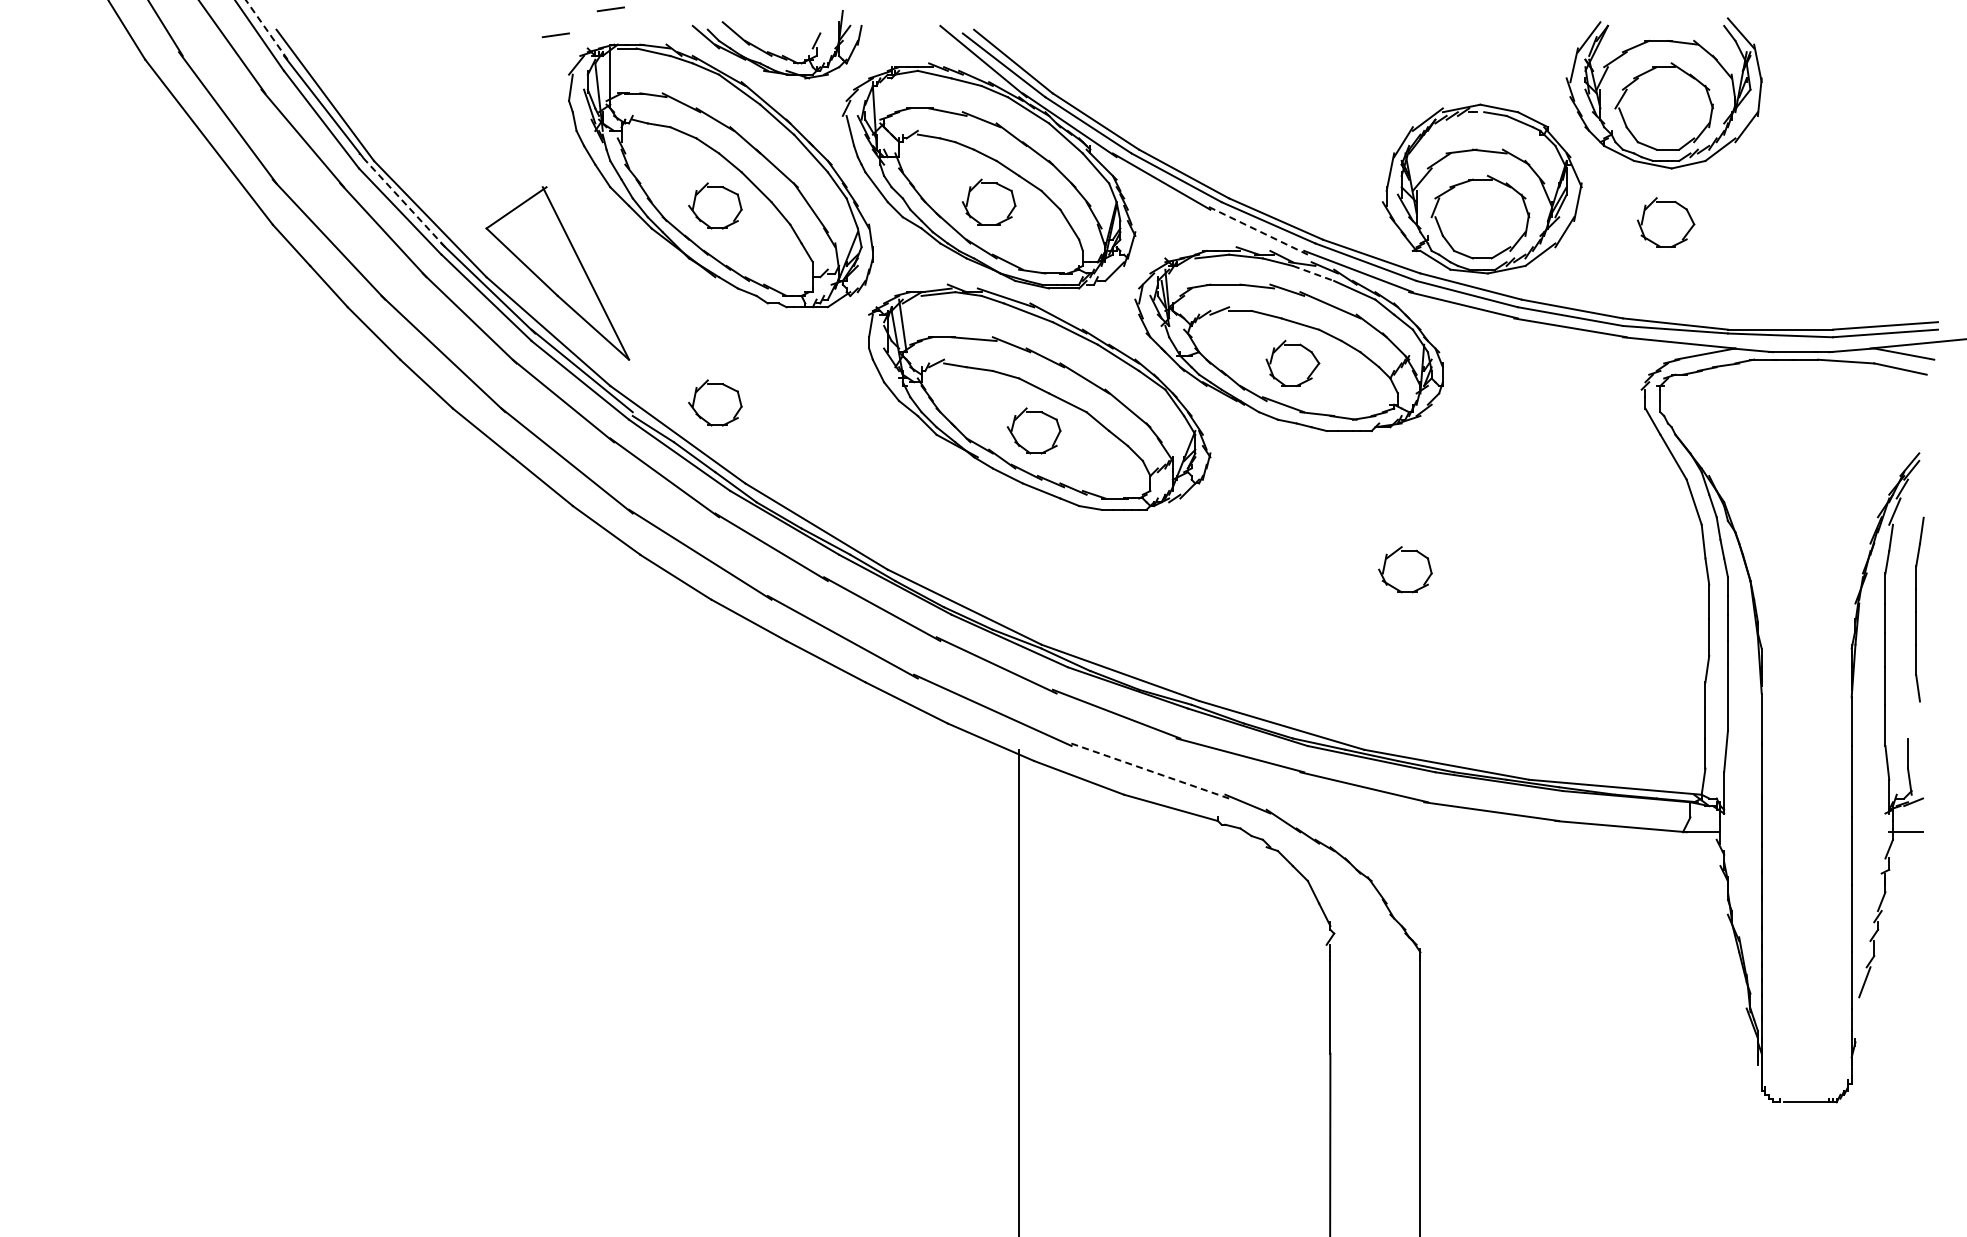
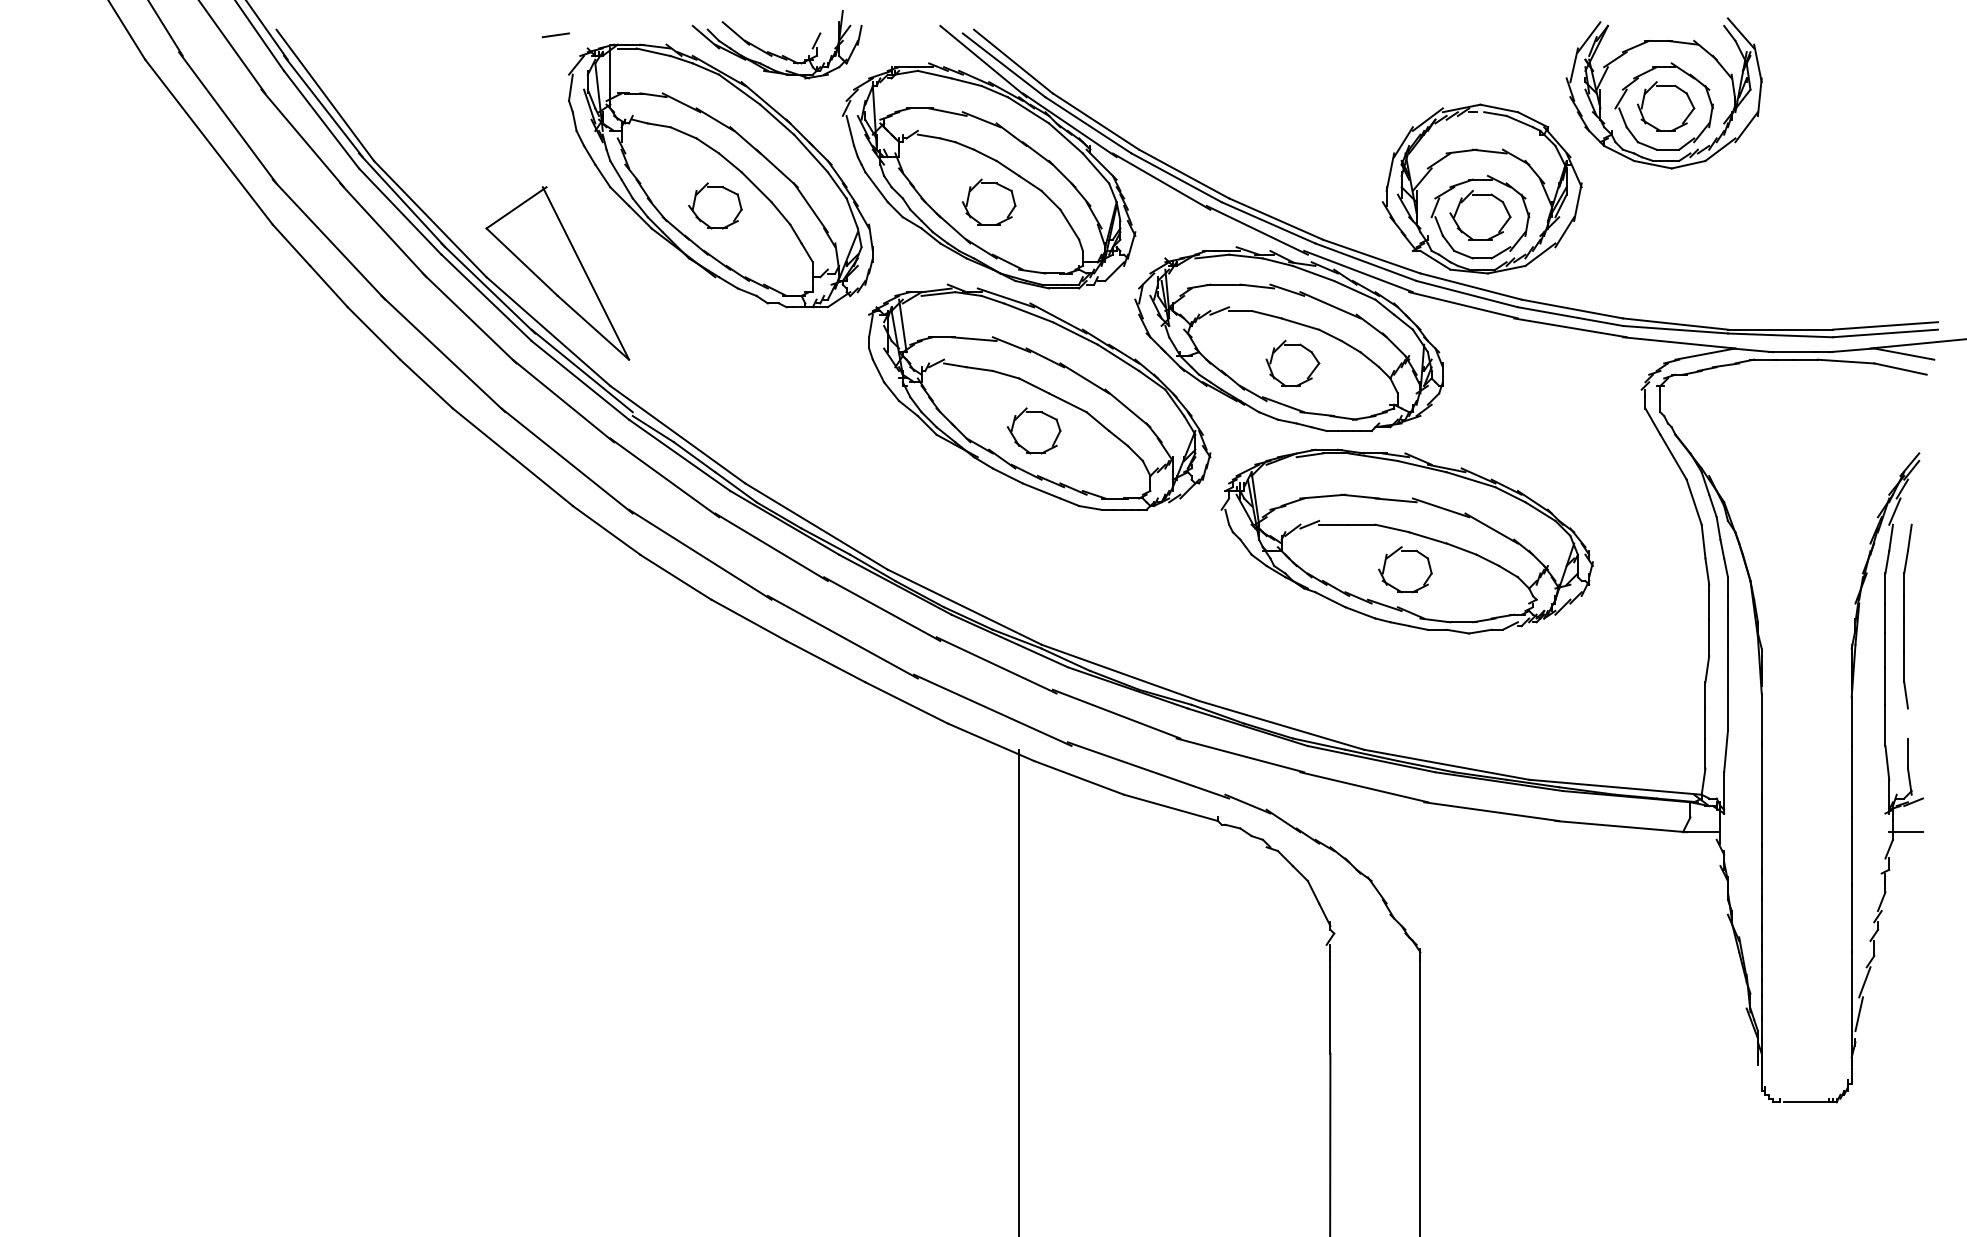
line: present -> none (610, 9)
line: dashed -> solid (266, 29)
line: dashed -> solid (402, 200)
part: none -> present (1480, 215)
part position: (1666, 222) -> (1666, 106) (1666, 106)
line: dashed -> solid (1256, 230)
line: dashed -> solid (1313, 273)
part: present -> none (715, 402)
part: none -> present (1406, 541)
part position: (1919, 609) -> (1907, 616) (1907, 616)
line: dashed -> solid (1148, 770)
line: none -> present (1858, 1014)
